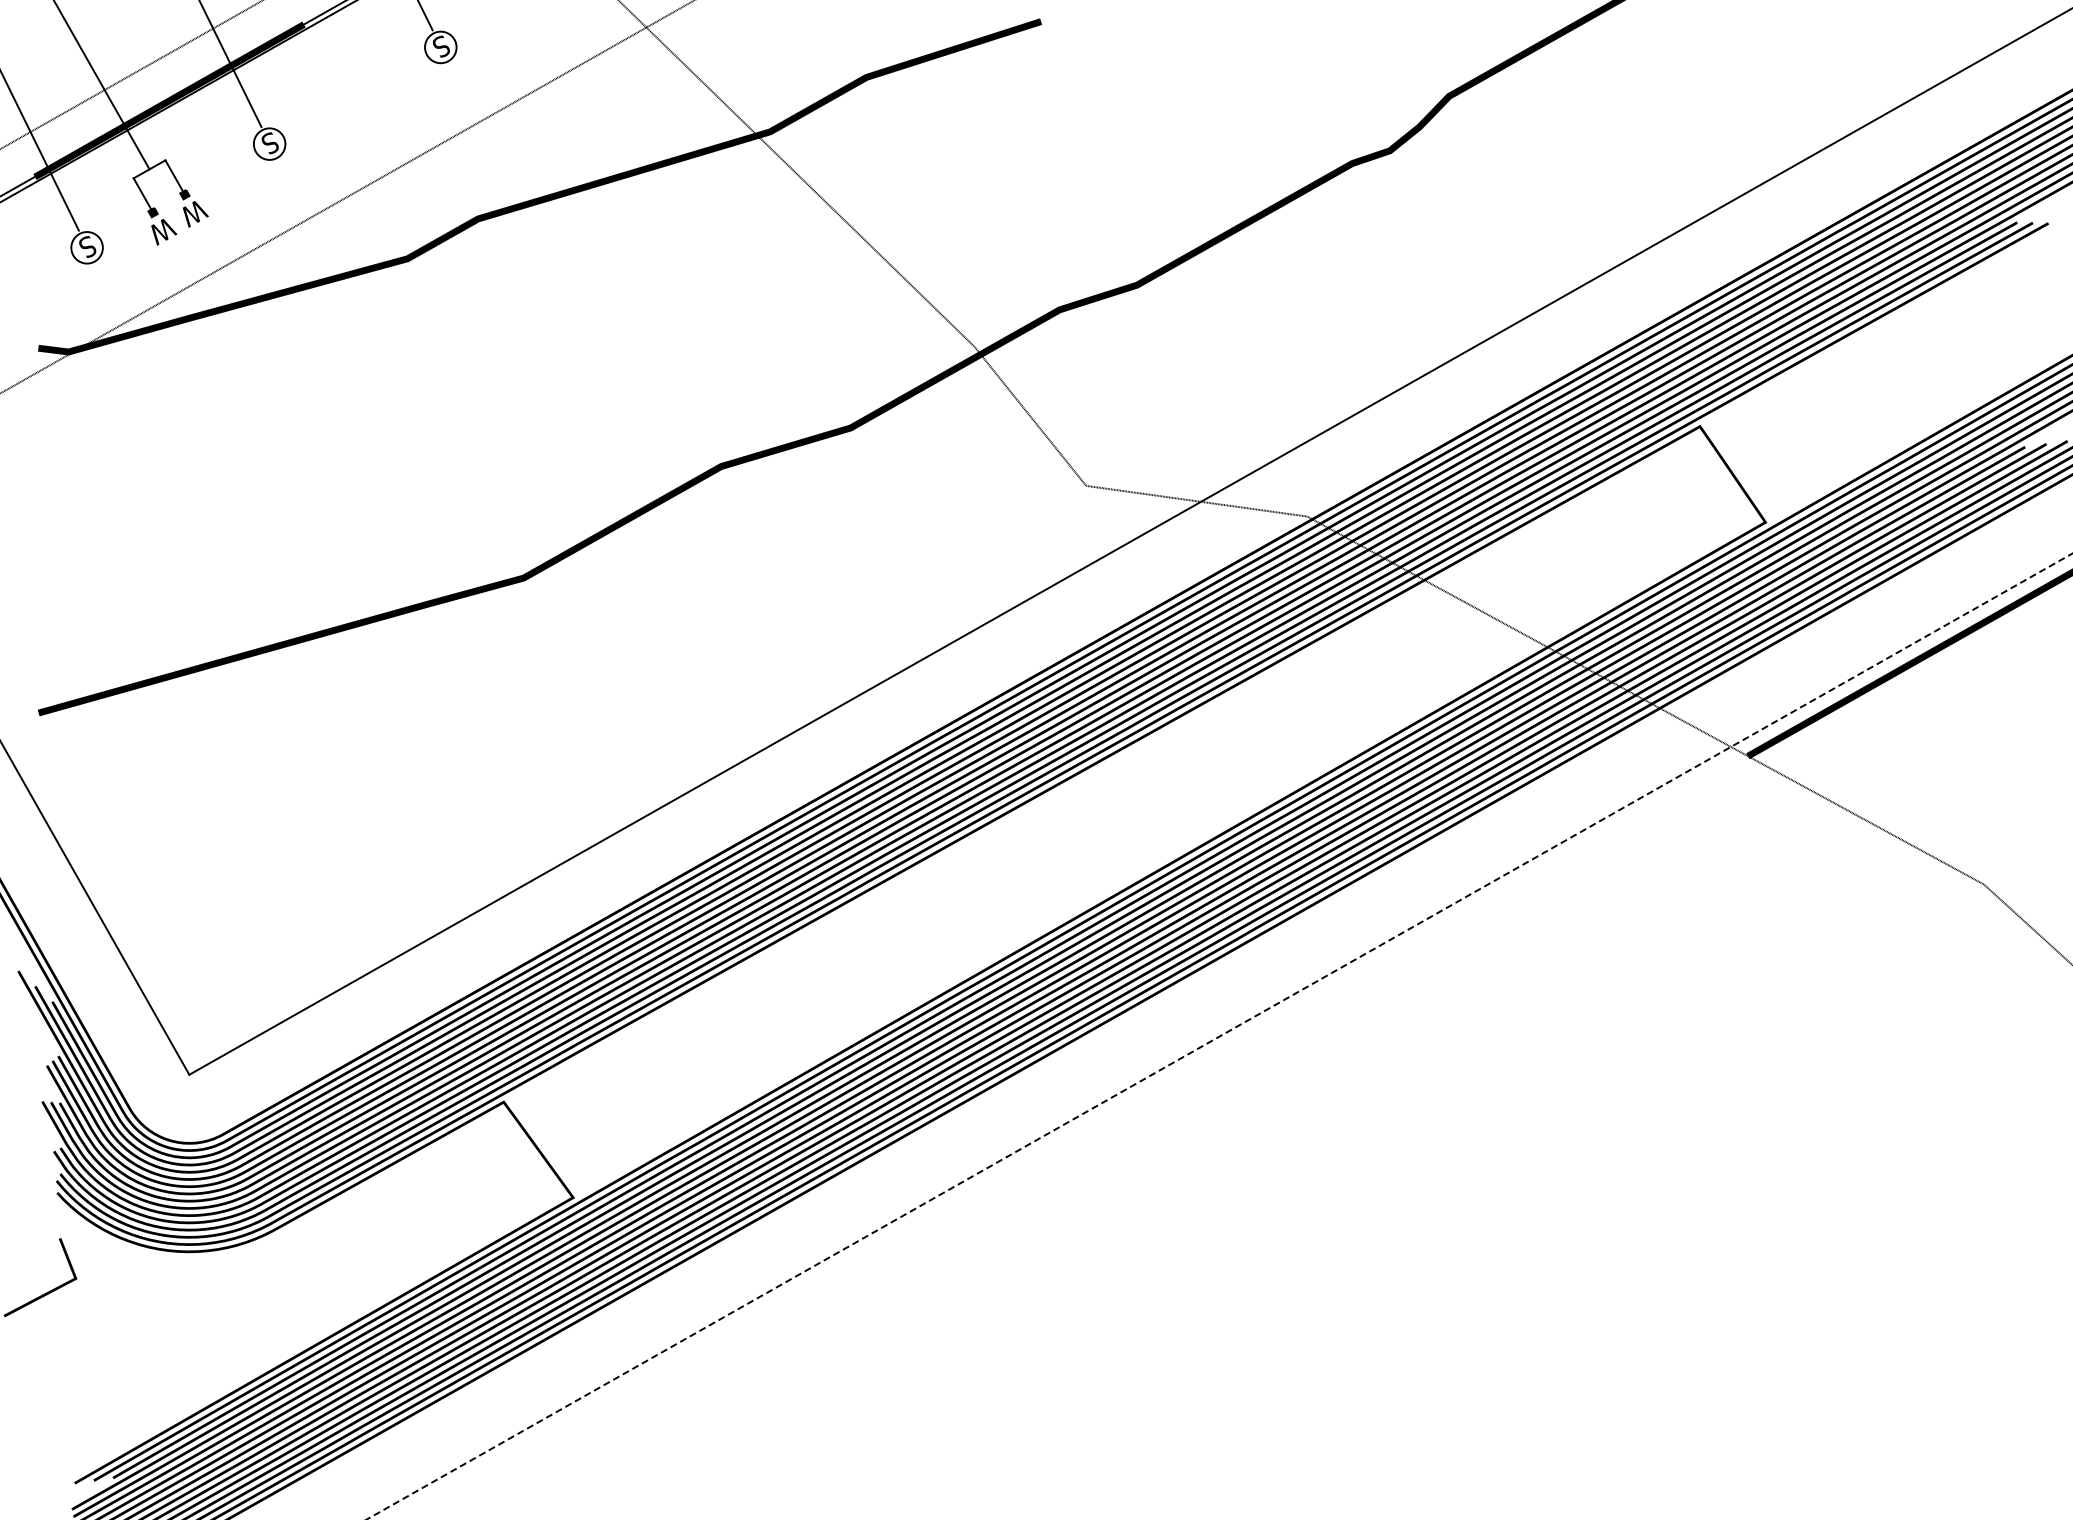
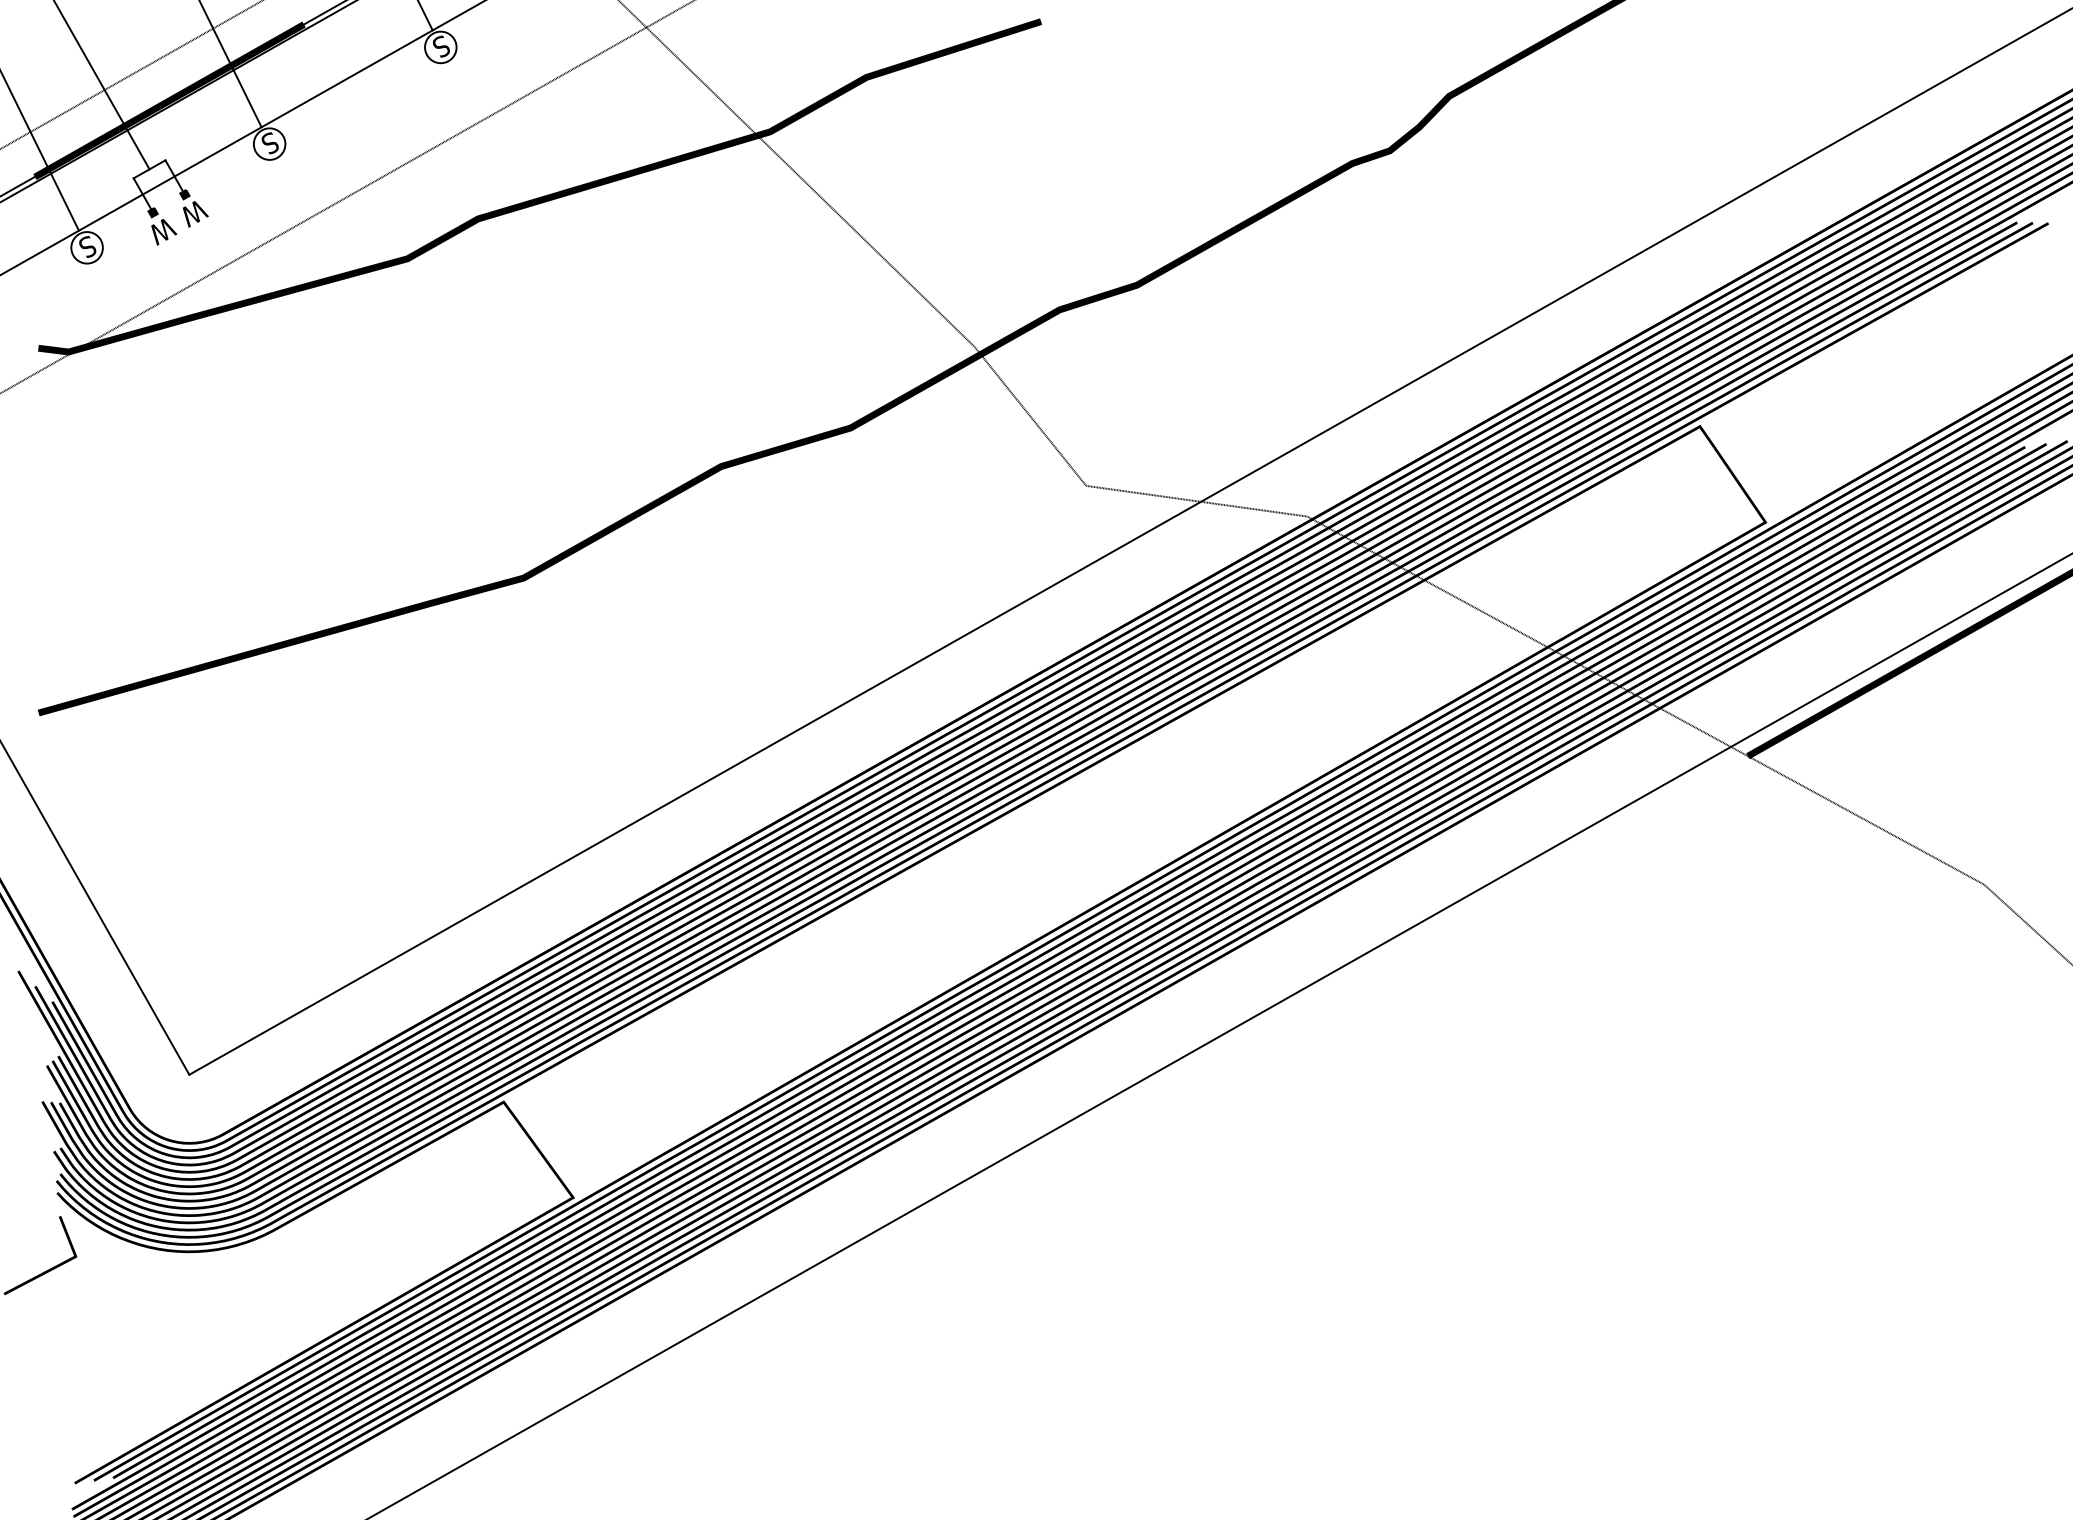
line: none -> present (242, 137)
line: dashed -> solid (1219, 1036)
line position: (49, 1290) -> (49, 1268) (49, 1268)
